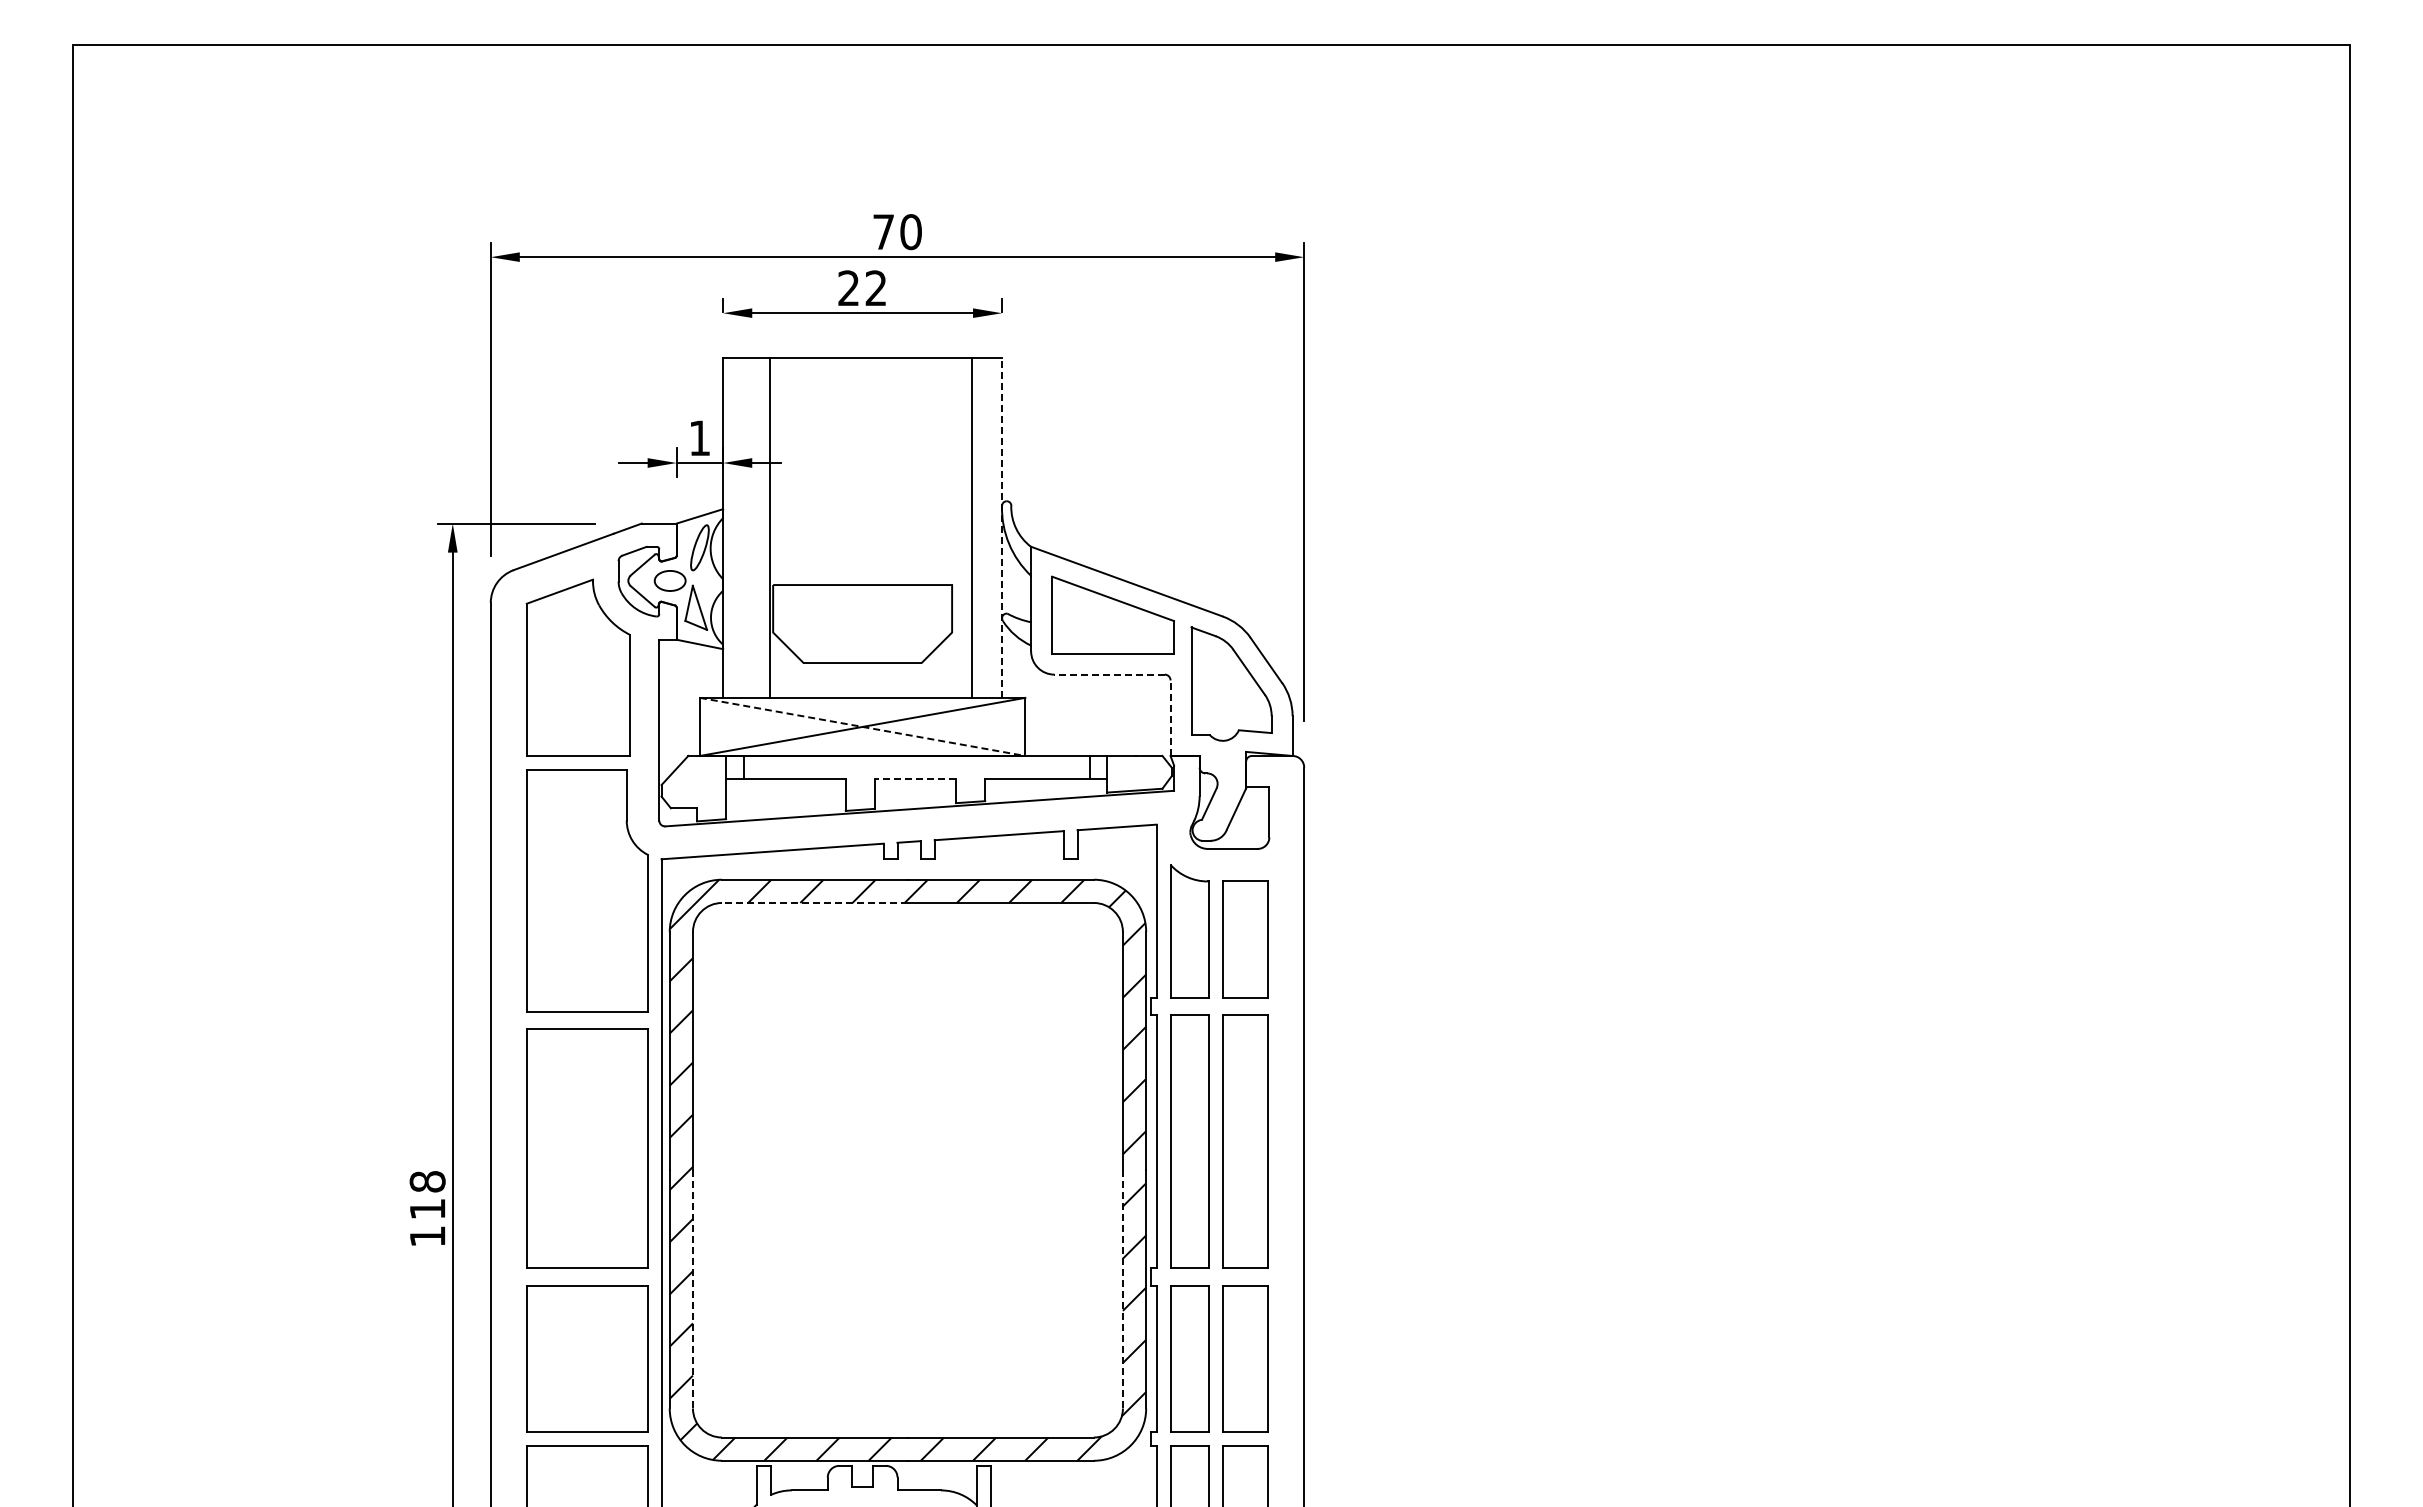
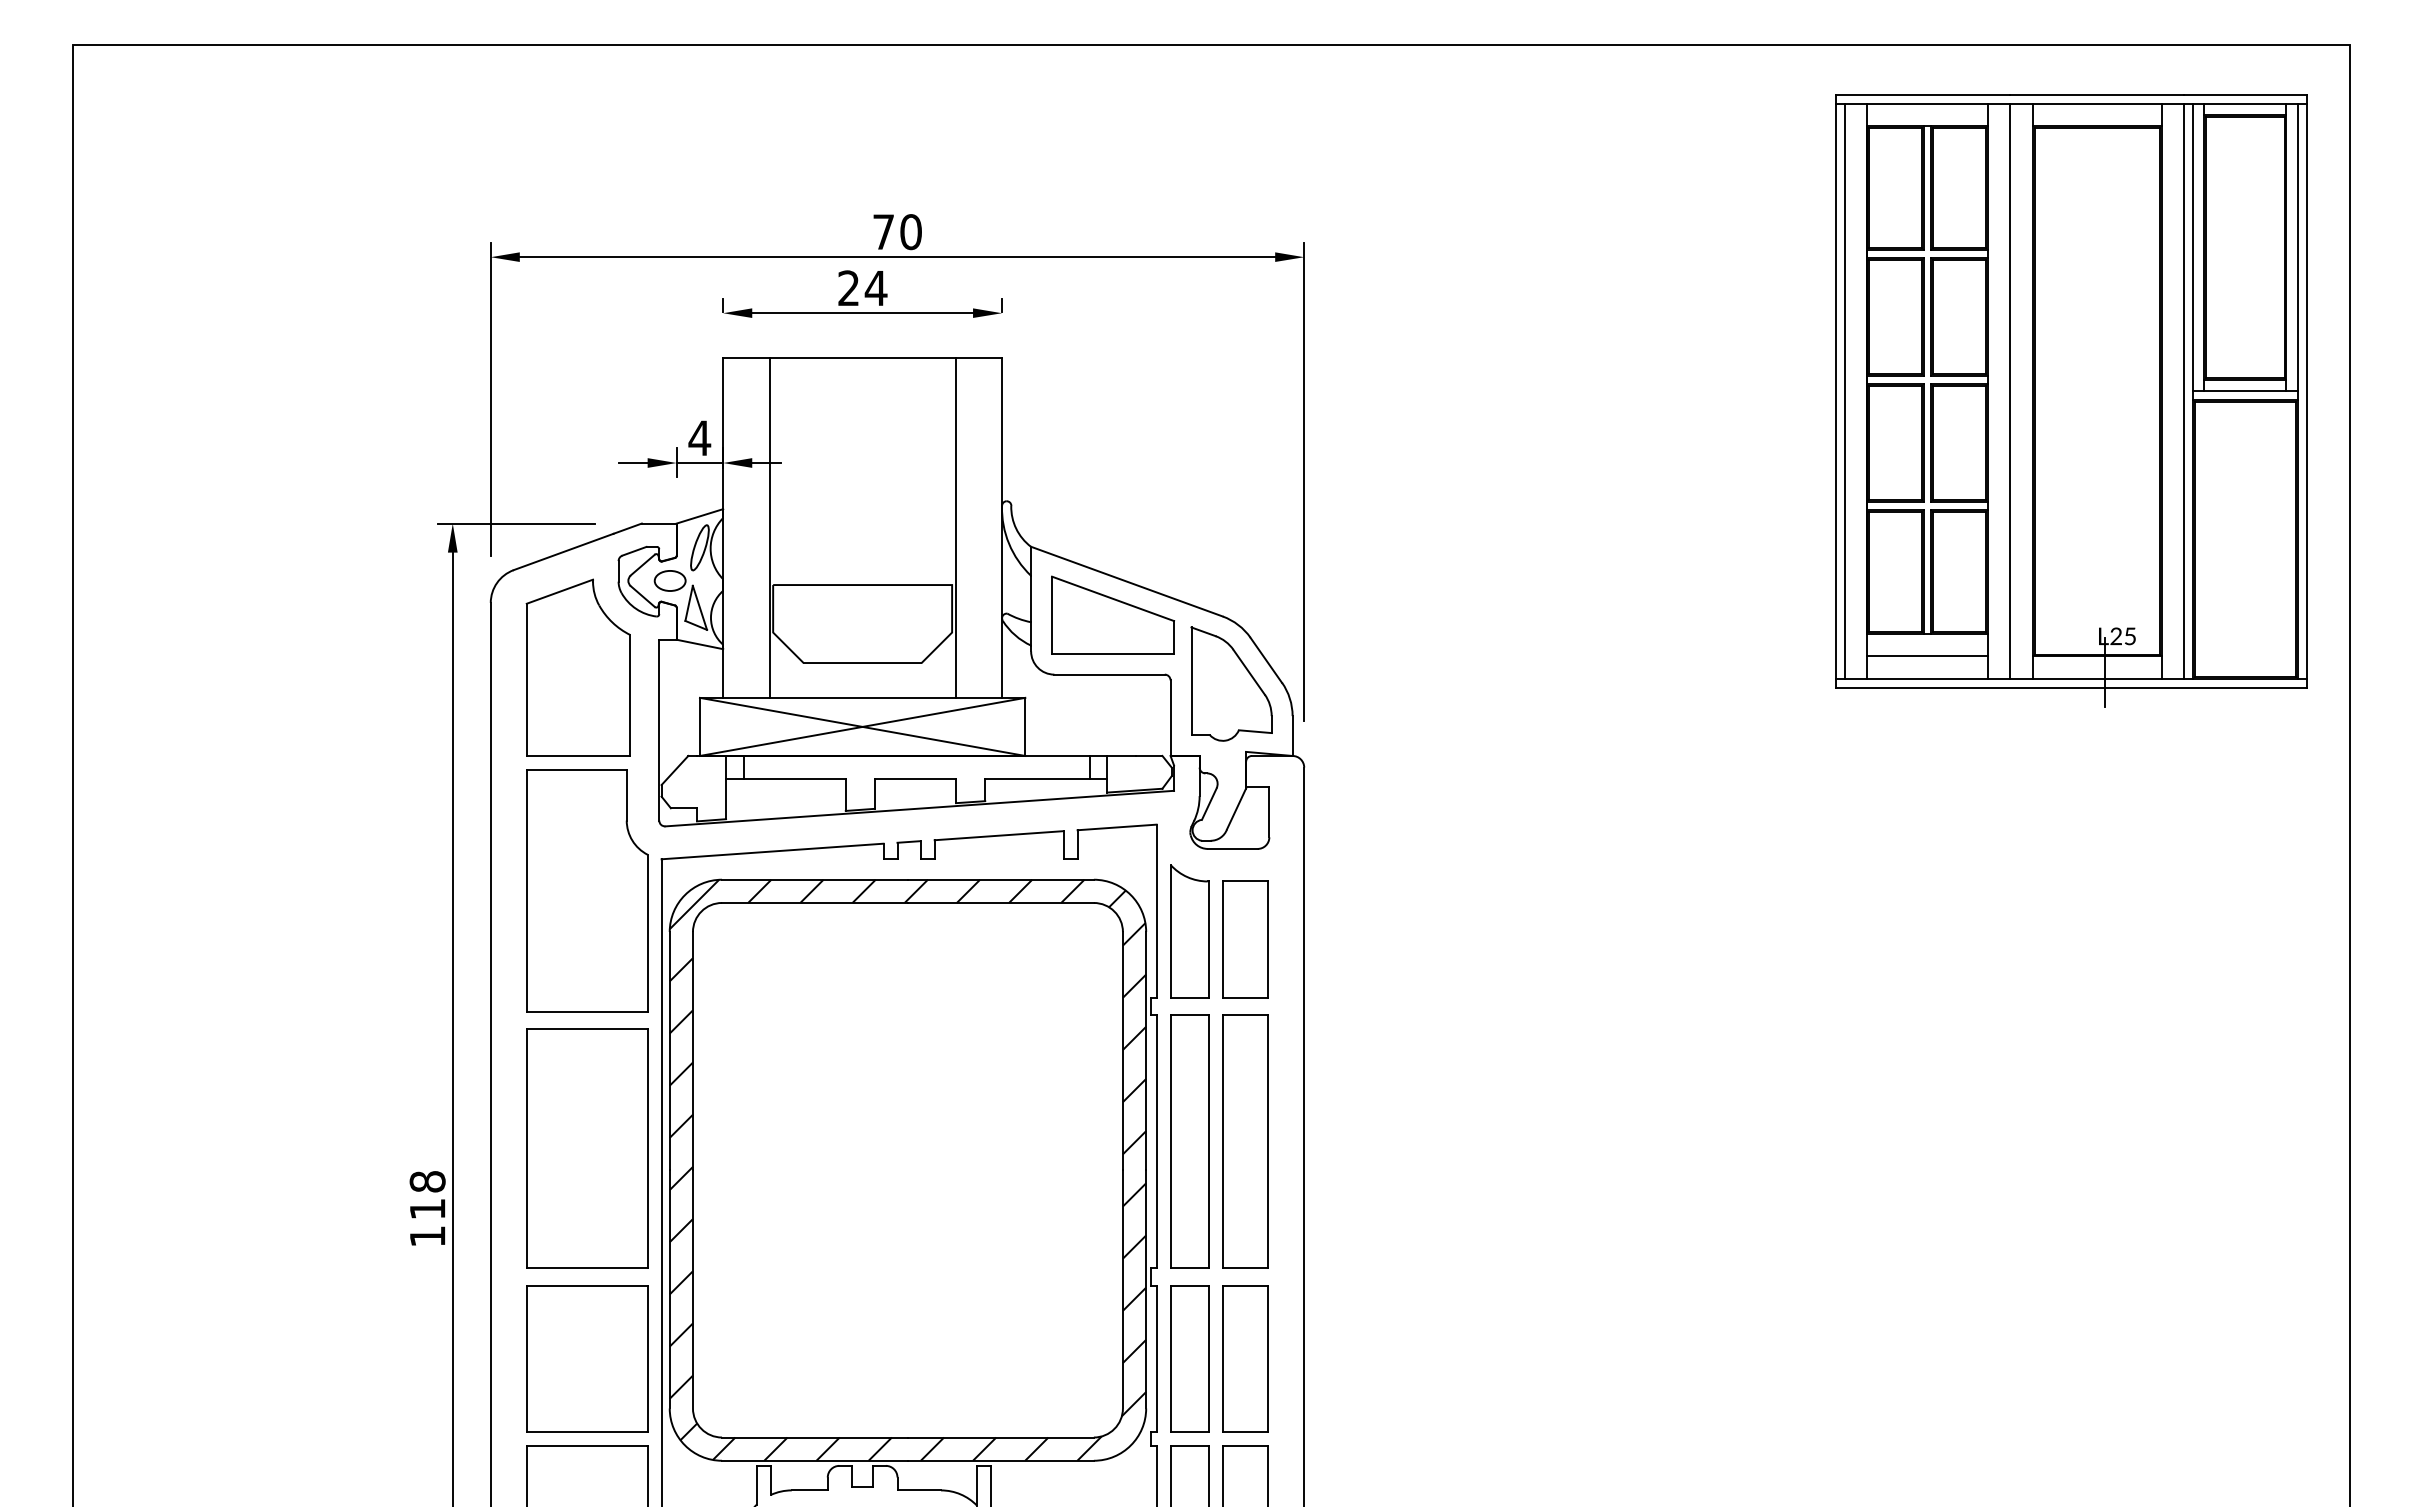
text: 22 -> 24 (875, 287)
part: none -> present (2071, 400)
text: 1 -> 4 (699, 437)
line position: (971, 527) -> (955, 527) (955, 527)
line: dashed -> solid (1002, 528)
line: dashed -> solid (1109, 674)
line: dashed -> solid (1170, 718)
line: dashed -> solid (863, 727)
line: dashed -> solid (915, 779)
line: dashed -> solid (814, 902)
line: dashed -> solid (692, 1288)
line: dashed -> solid (1122, 1288)
